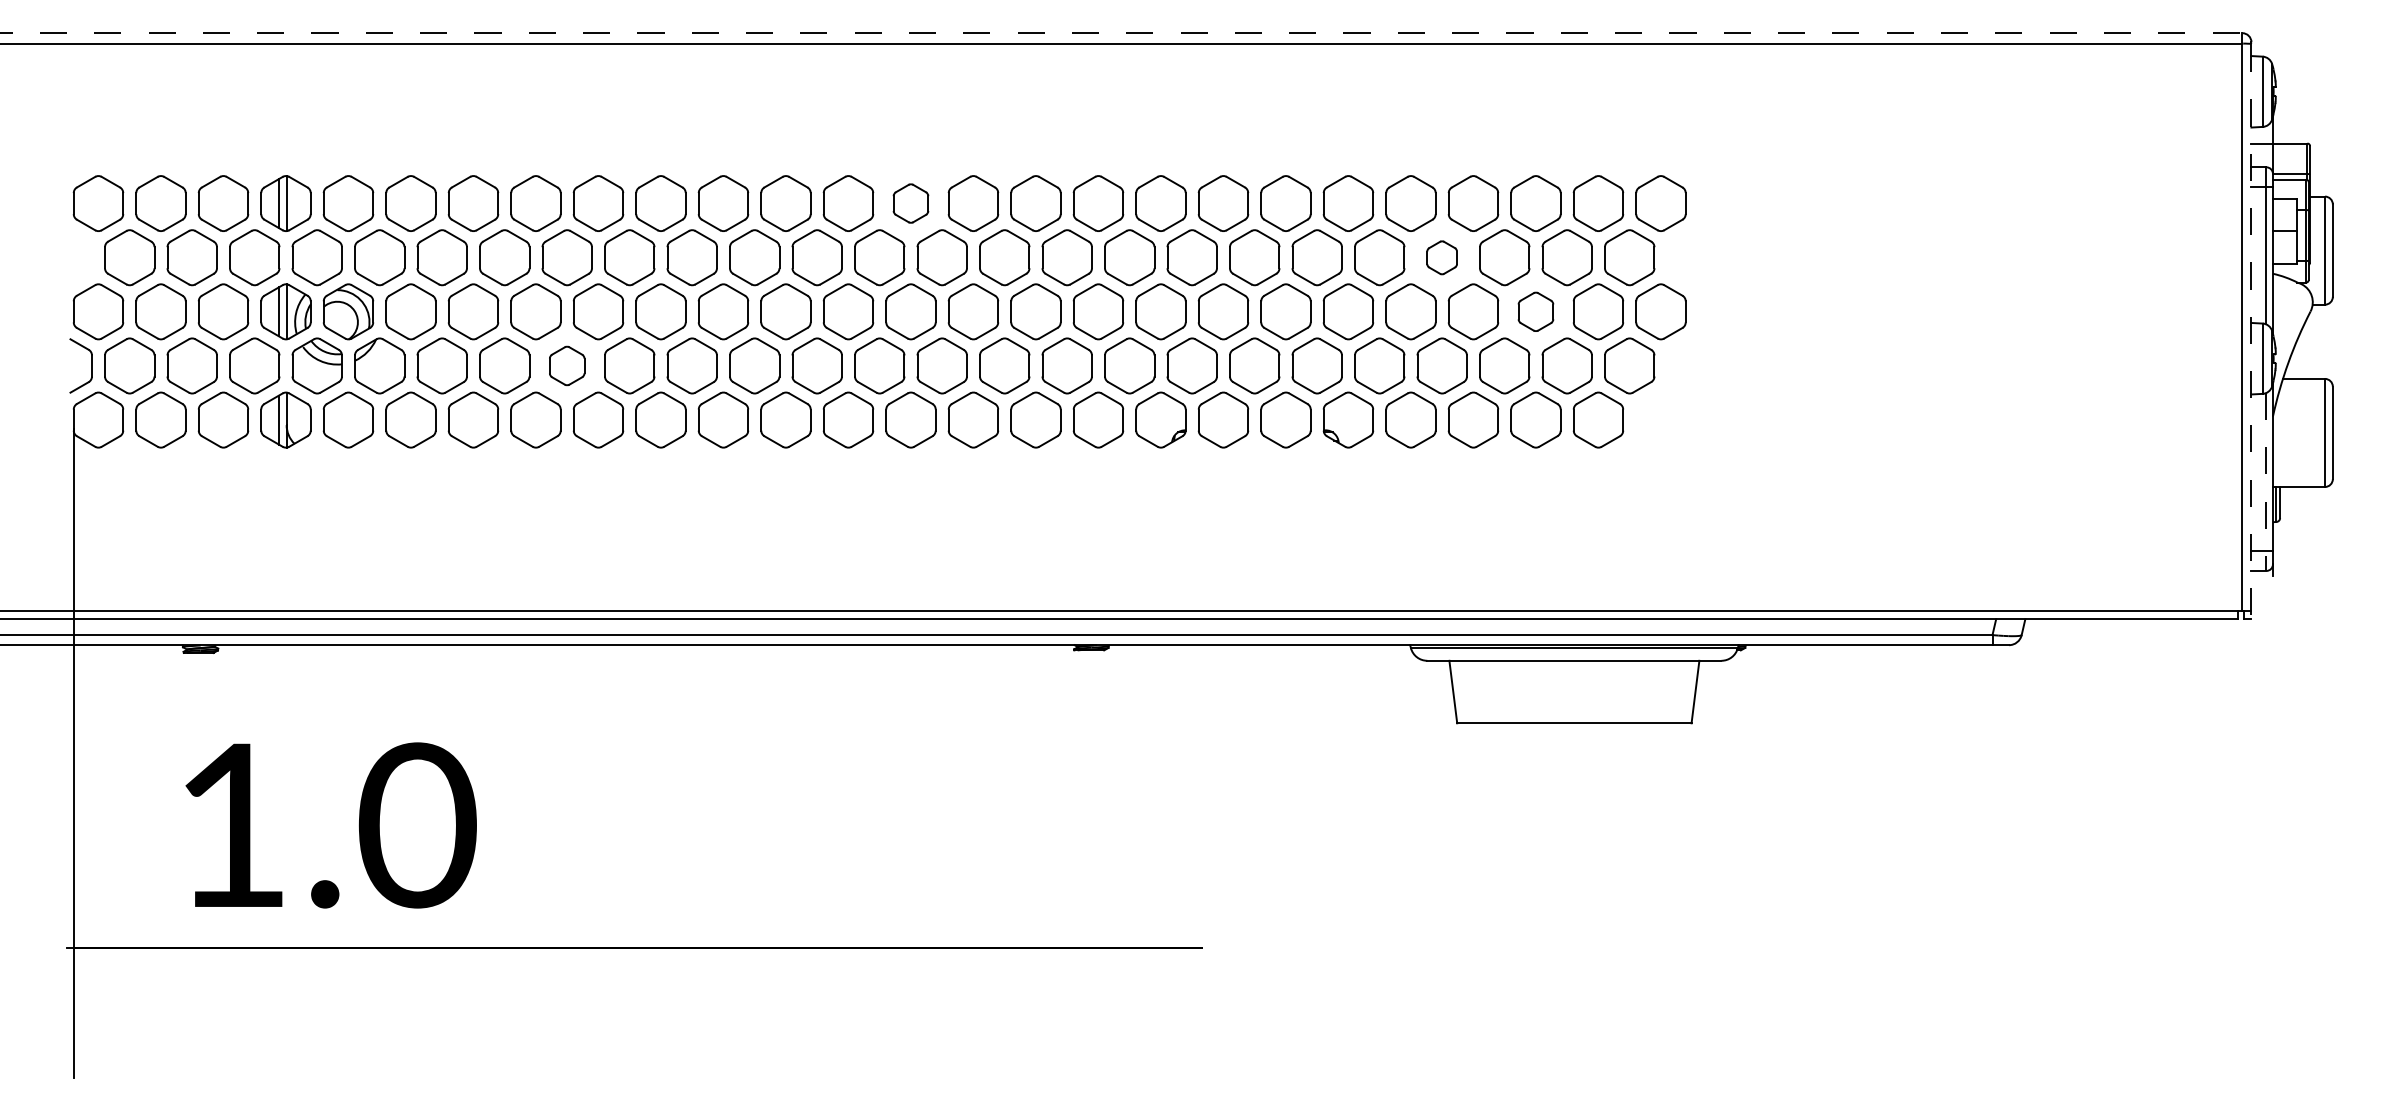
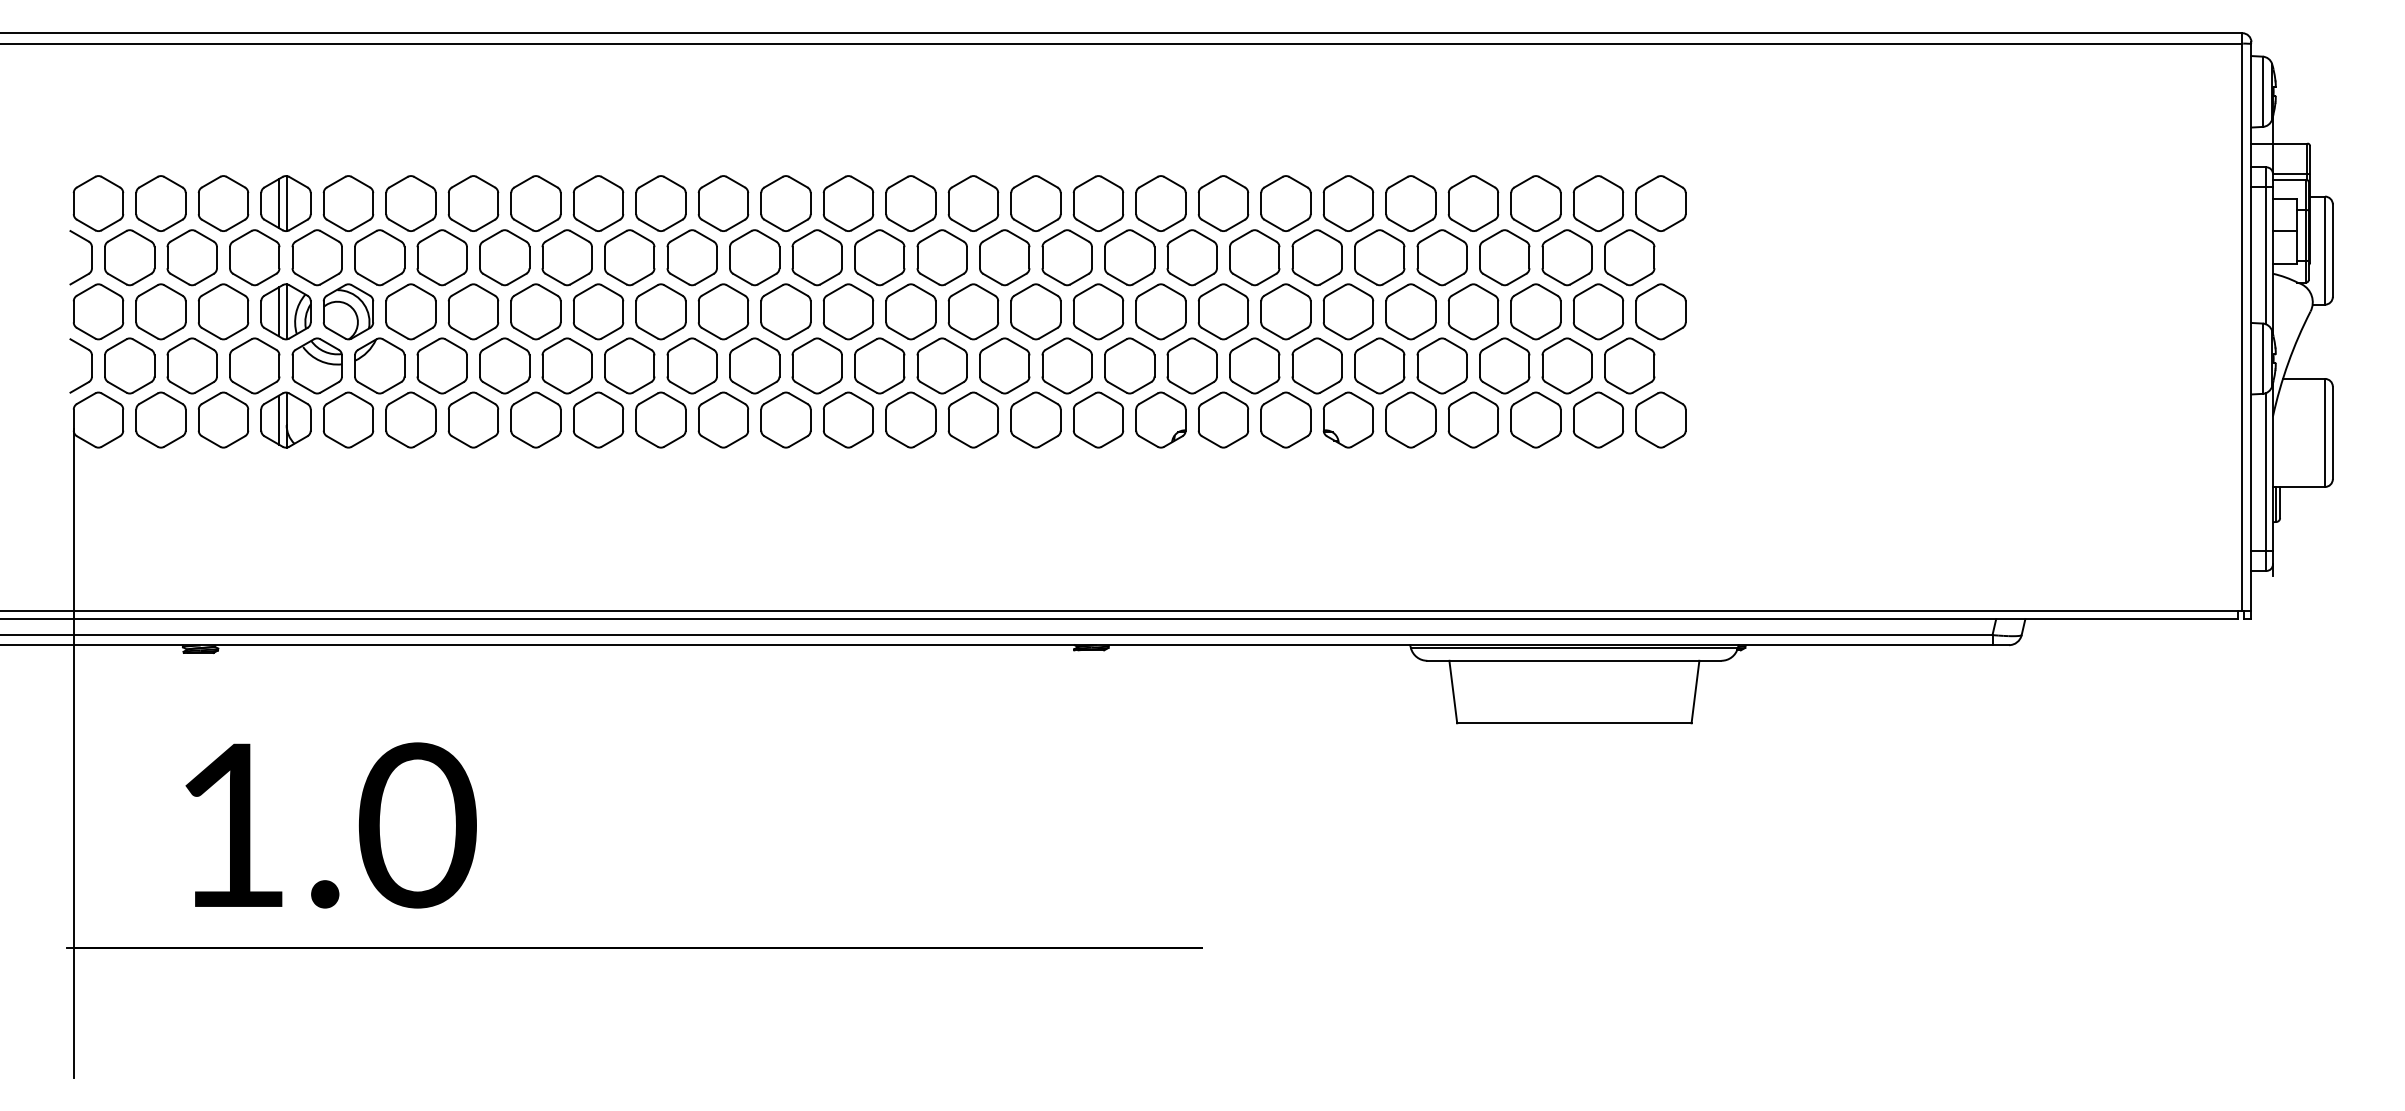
line: dashed -> solid (1121, 33)
part size: 38x41 px -> 52x57 px (910, 203)
part: none -> present (91, 257)
part size: 32x36 px -> 52x58 px (1441, 257)
part size: 38x41 px -> 52x58 px (1535, 311)
line: dashed -> solid (2251, 332)
part size: 37x42 px -> 52x58 px (566, 365)
part: none -> present (1660, 419)
line: dashed -> solid (2266, 481)
